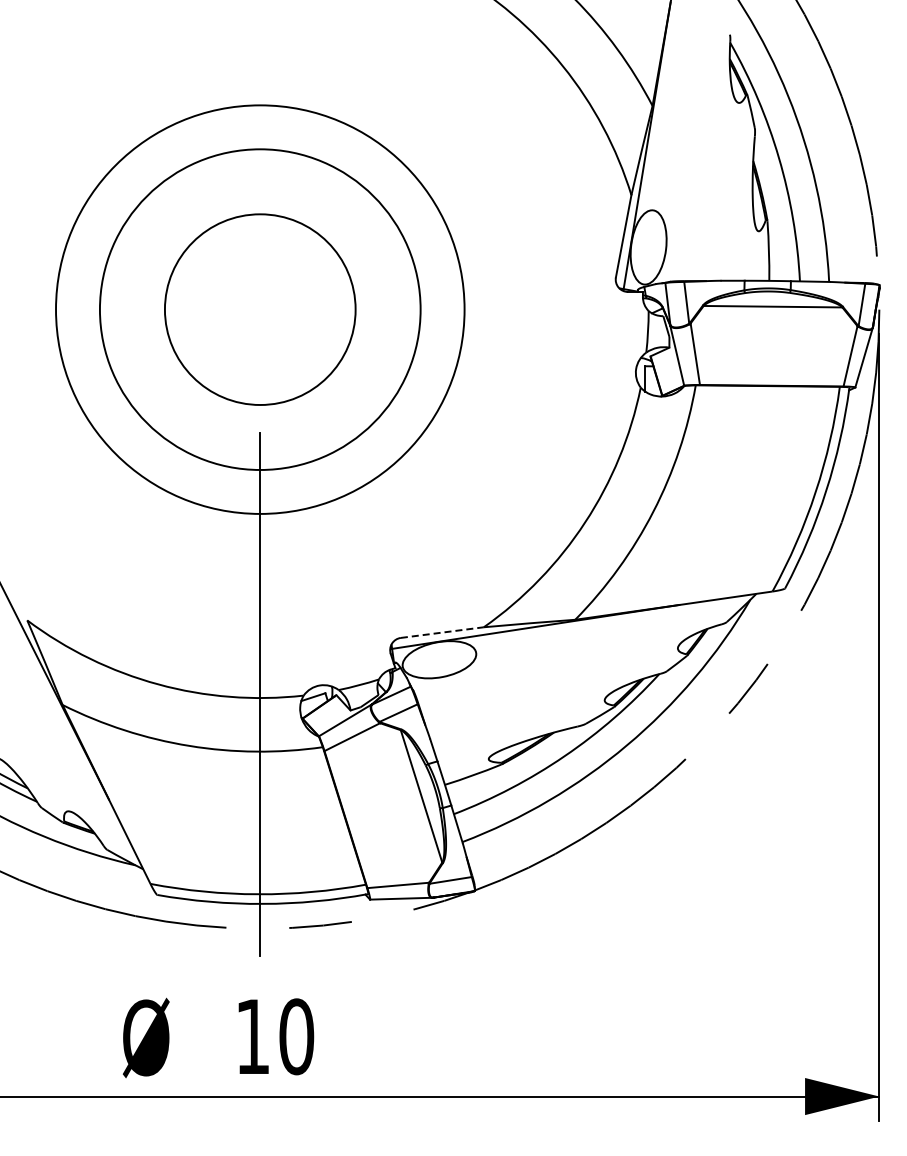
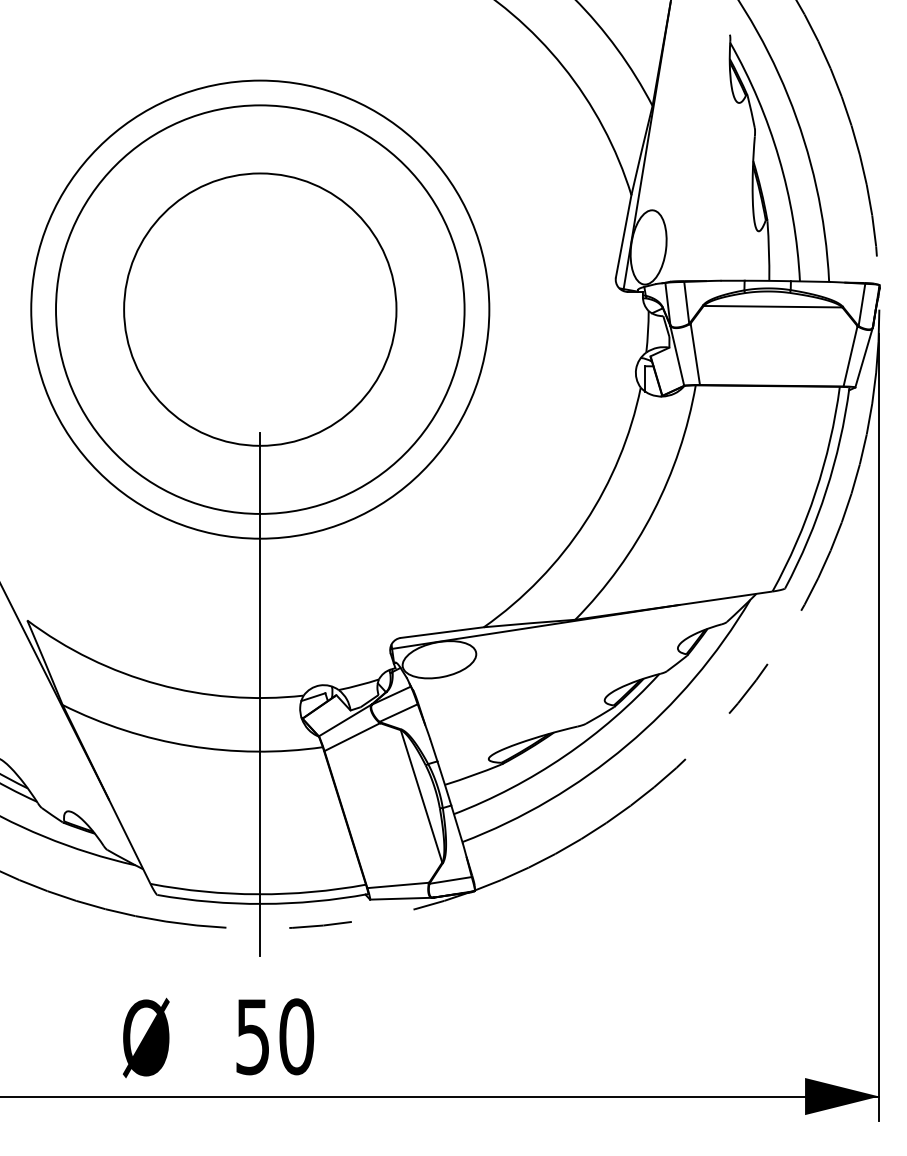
circle diameter: 191 px -> 272 px (260, 309)
circle diameter: 321 px -> 458 px (260, 309)
line: dashed -> solid (442, 632)
text: 10 -> 50 (252, 1037)
